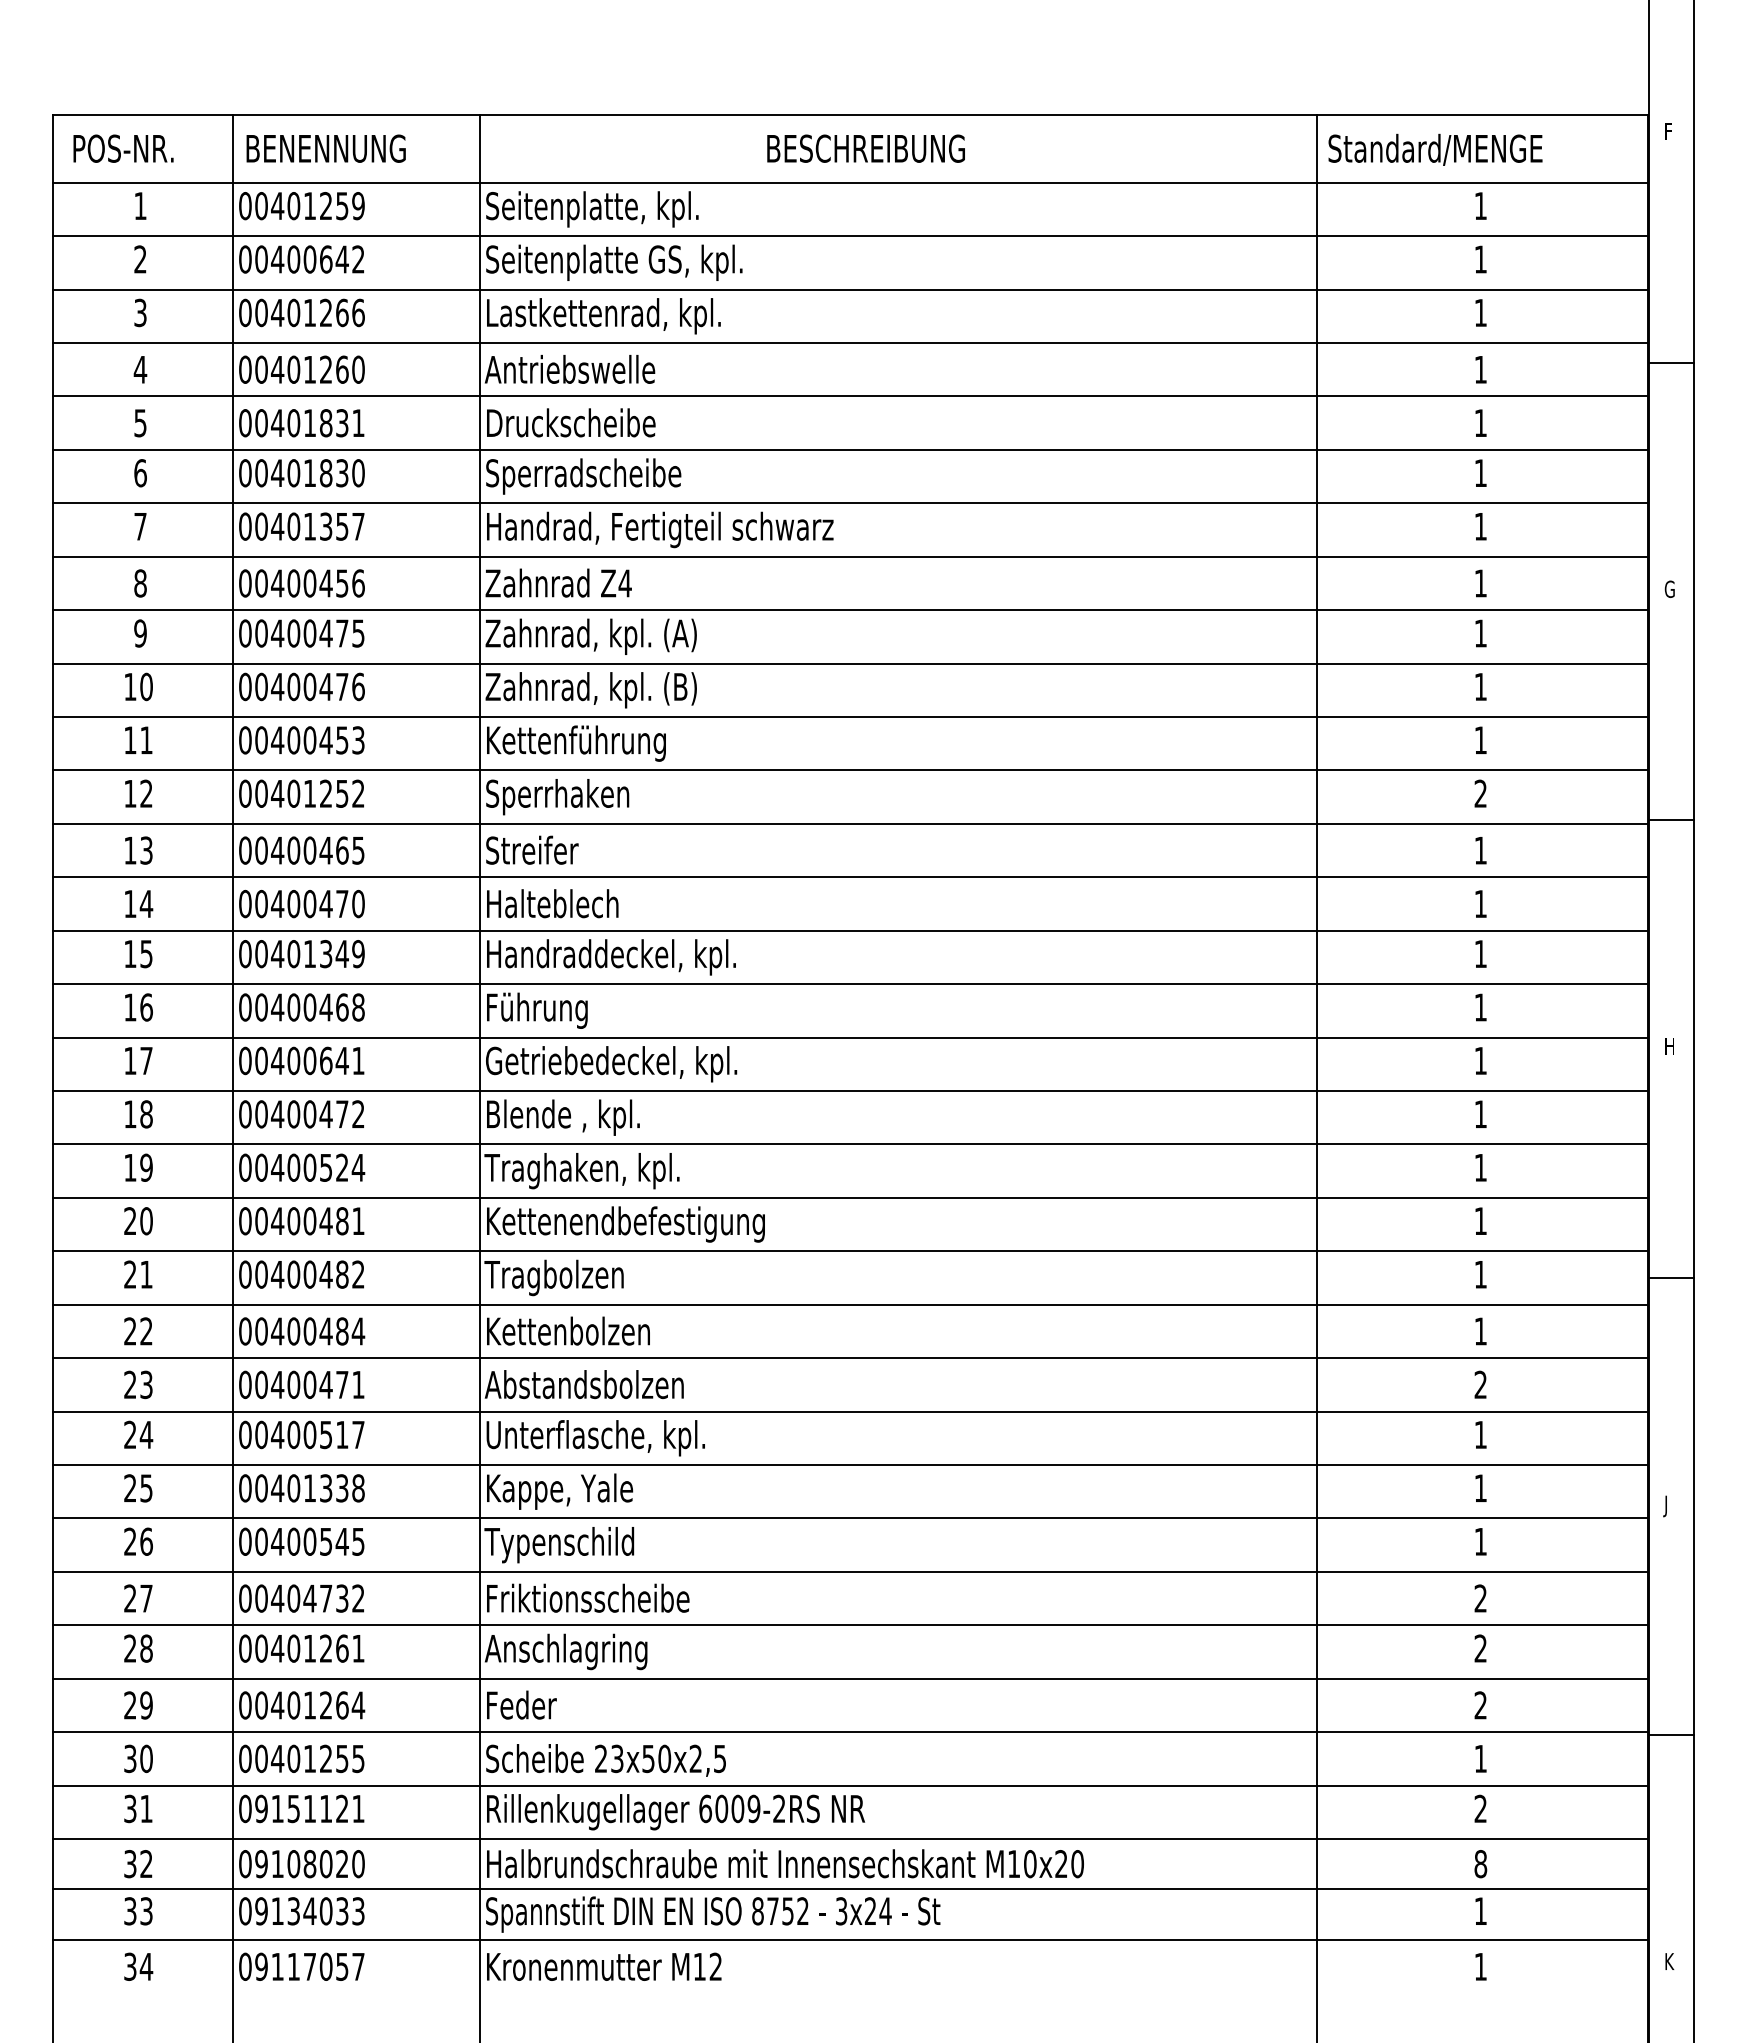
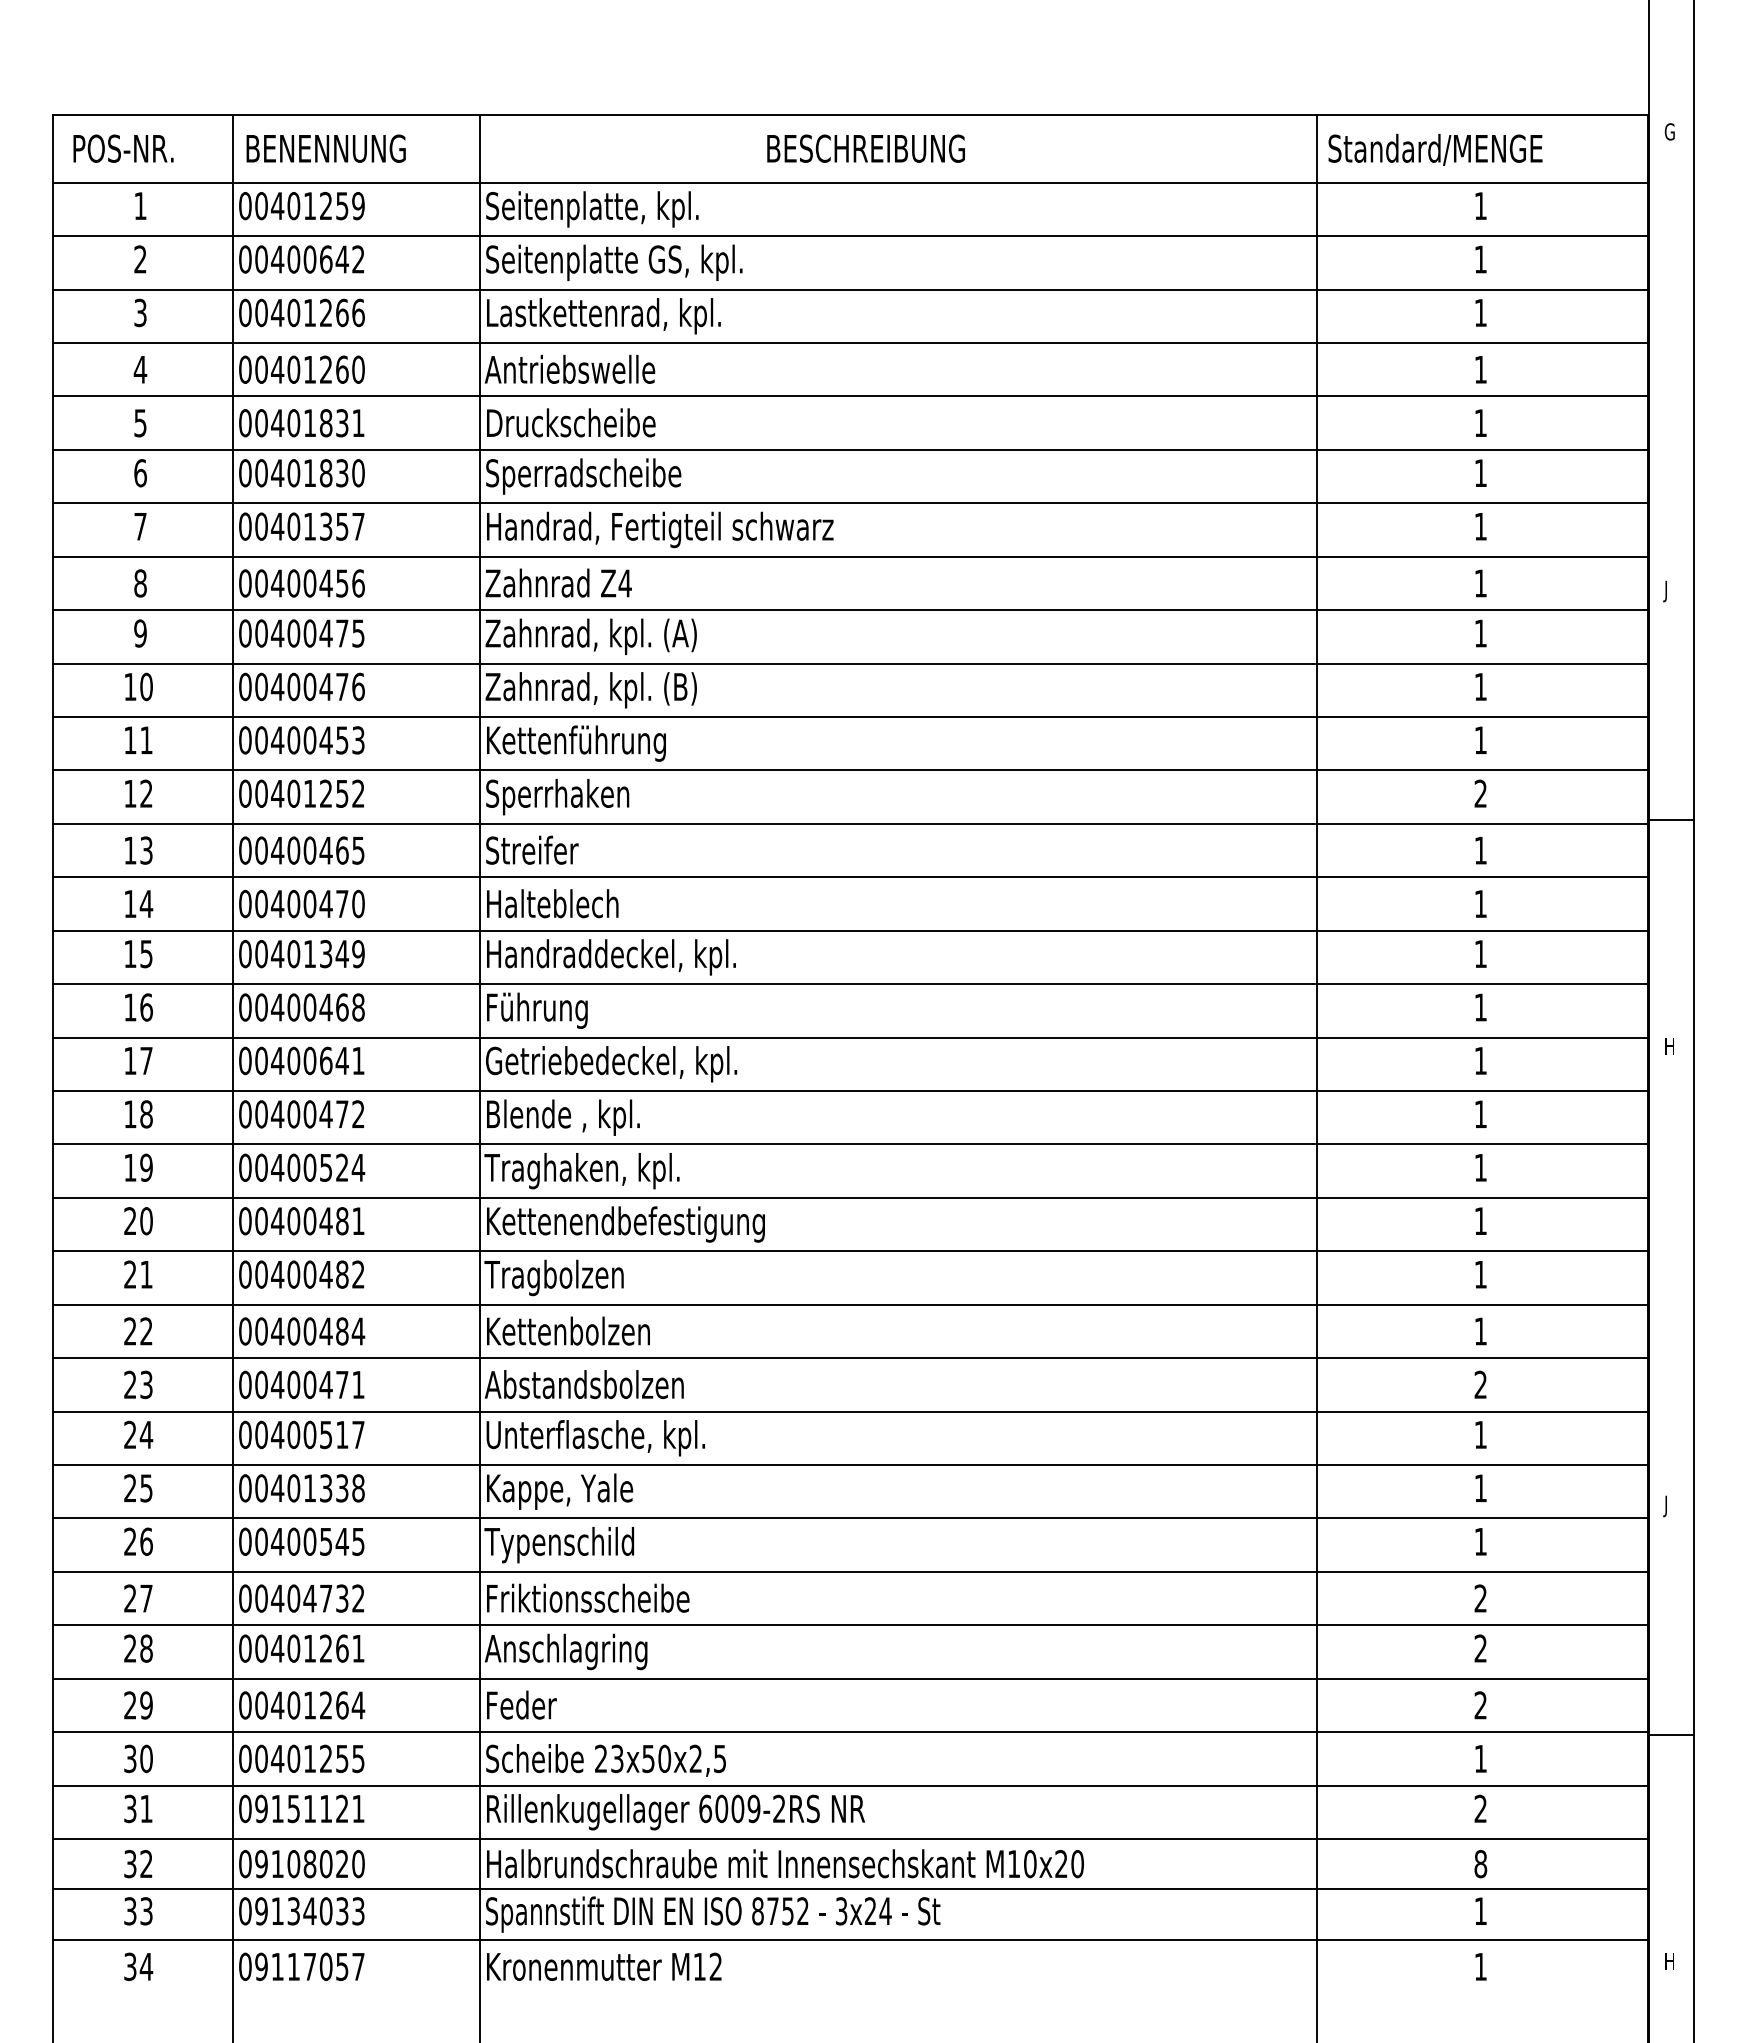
text: F -> G (1669, 131)
line: present -> none (1671, 362)
text: G -> J (1668, 591)
line: present -> none (1671, 1277)
text: K -> H (1669, 1961)
